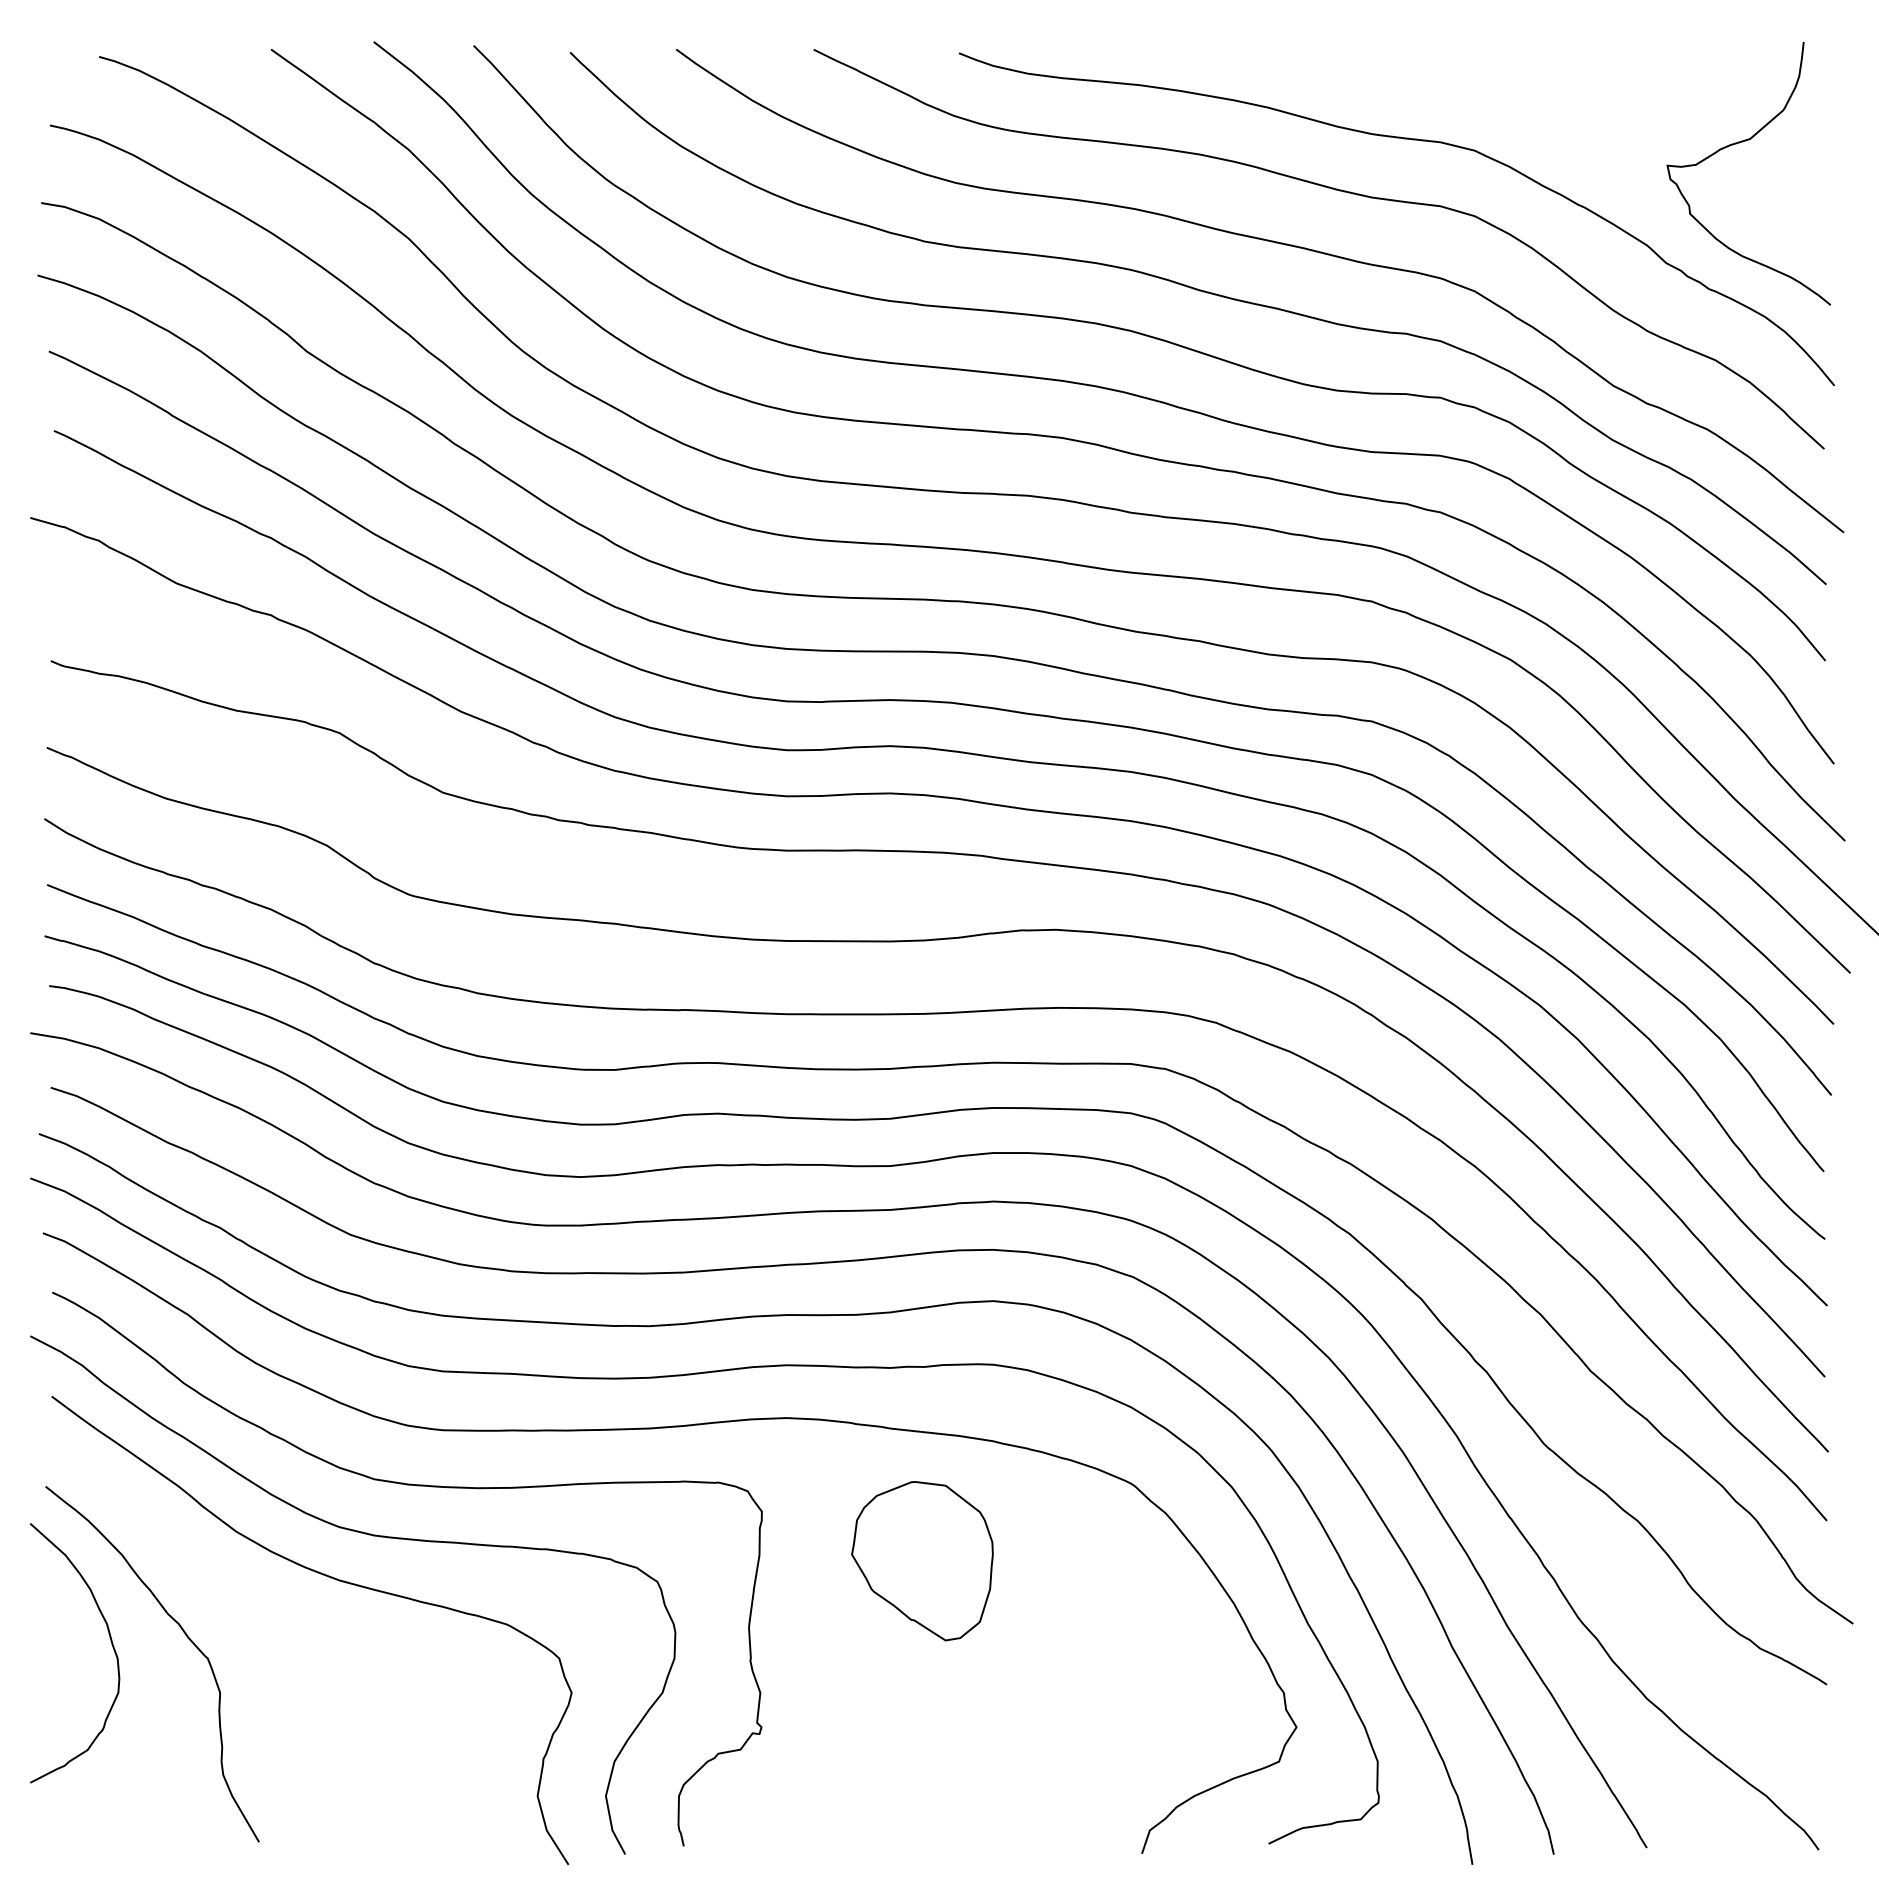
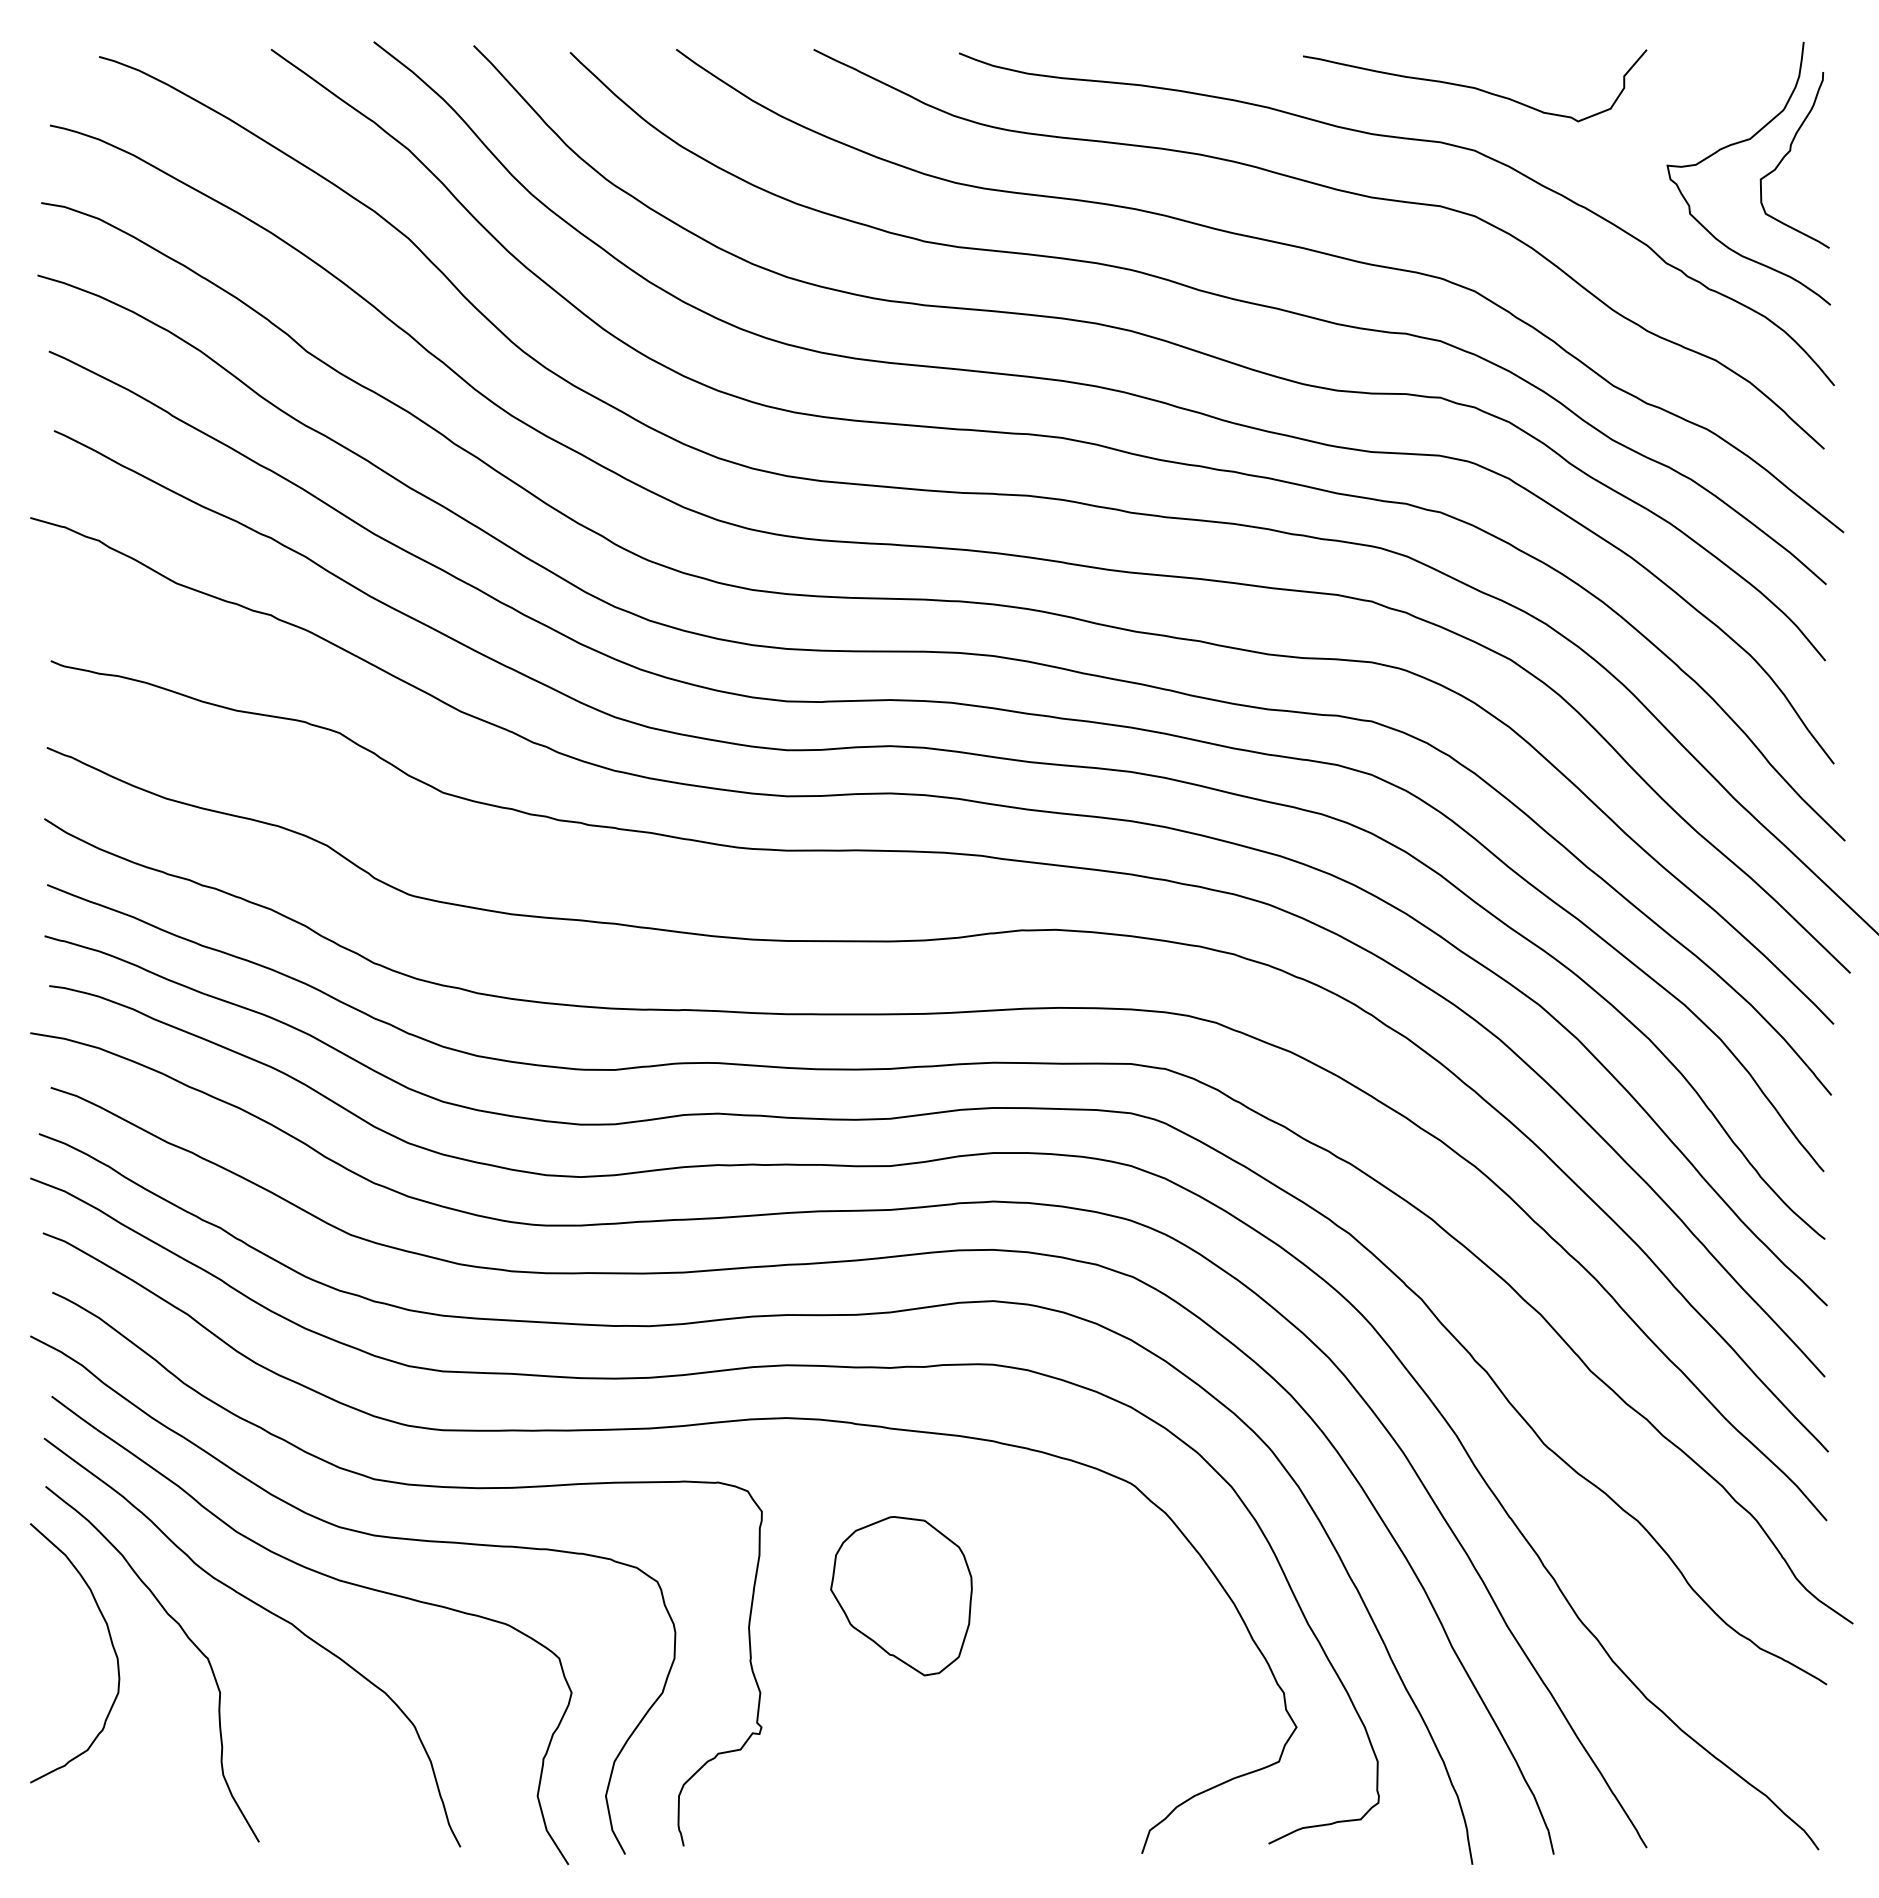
curve: none -> present (1475, 87)
curve: none -> present (1788, 153)
part position: (922, 1561) -> (901, 1596) (901, 1596)
curve: none -> present (268, 1612)
